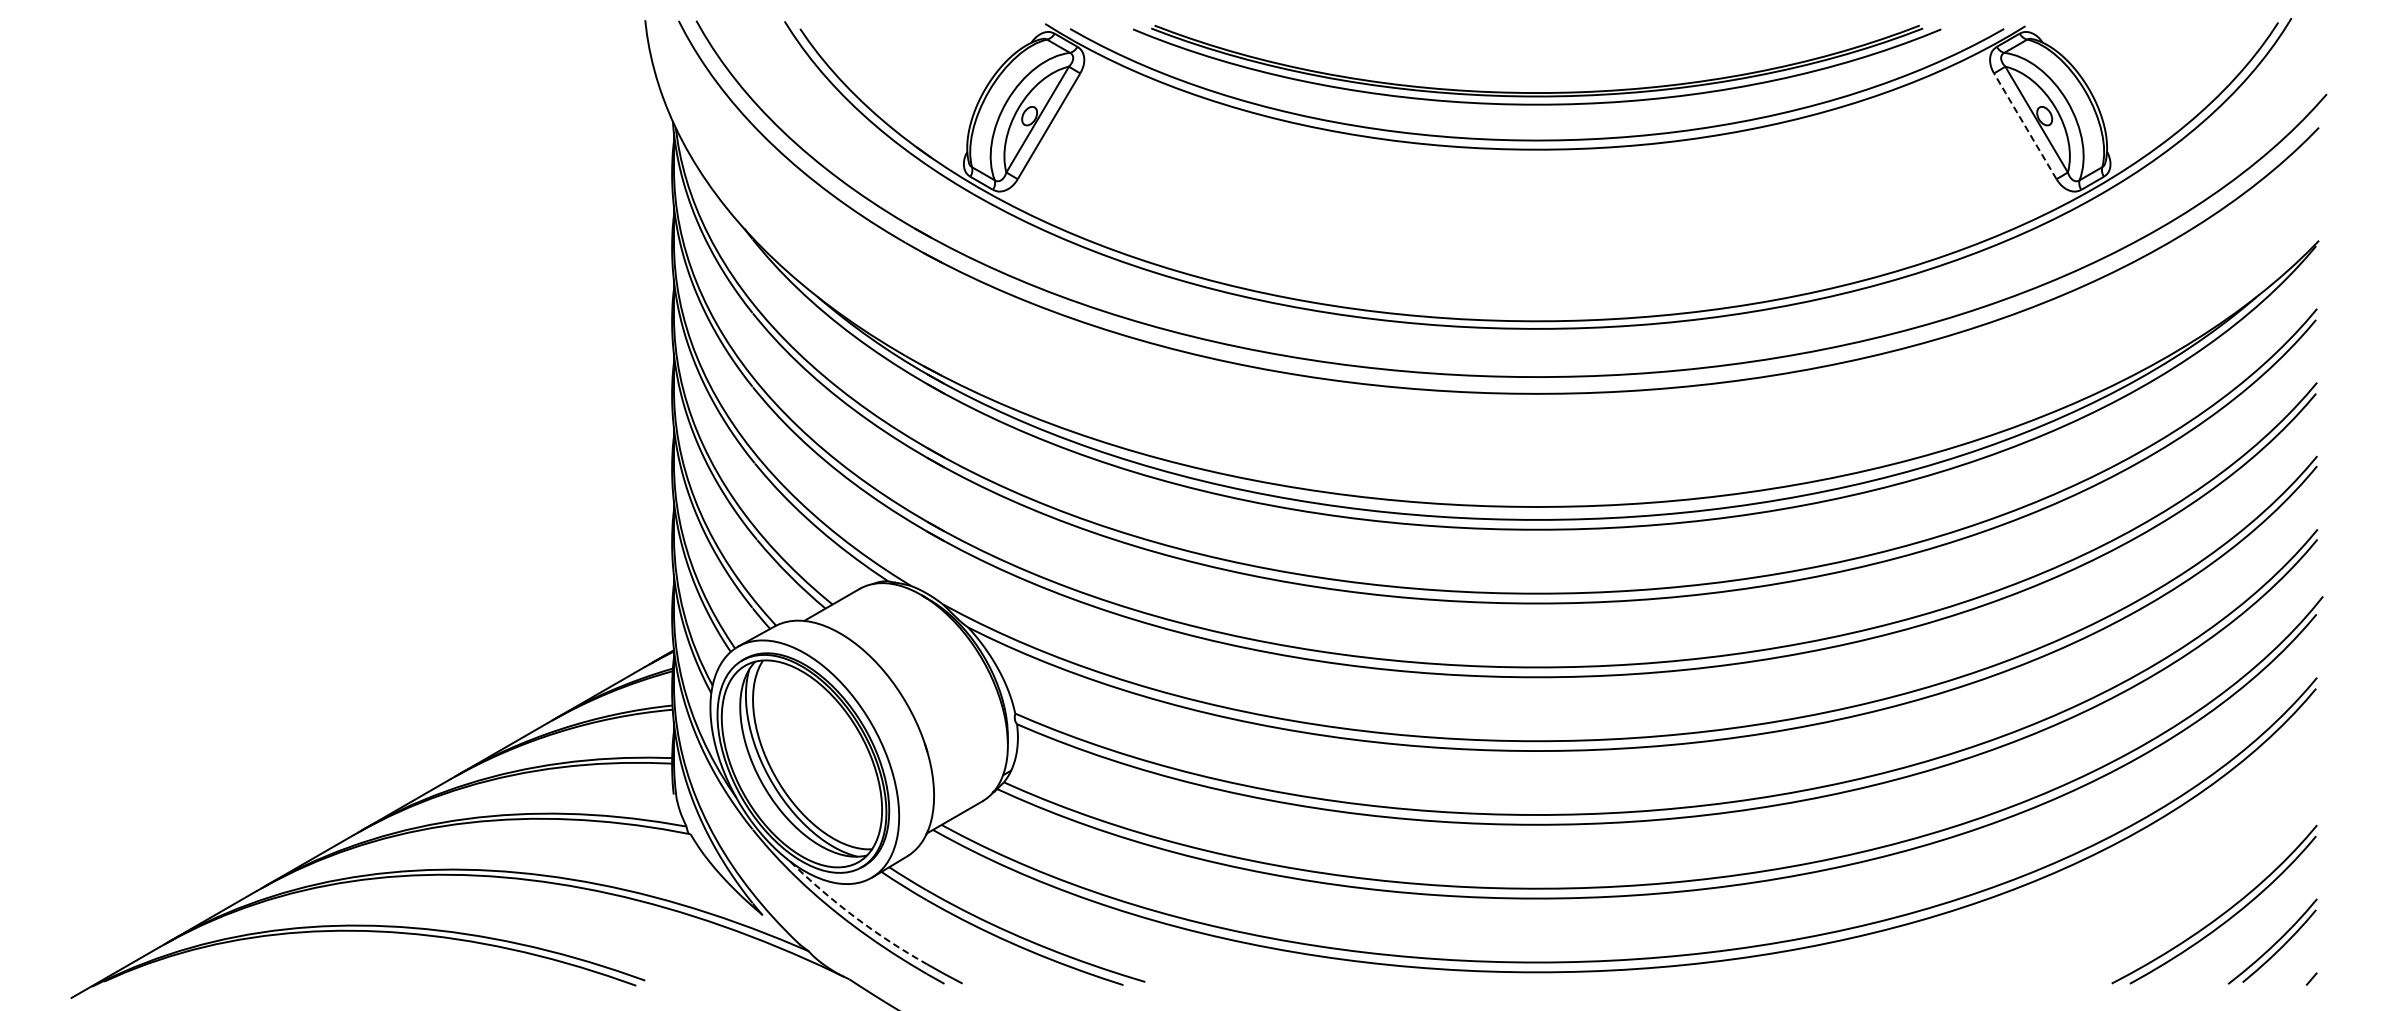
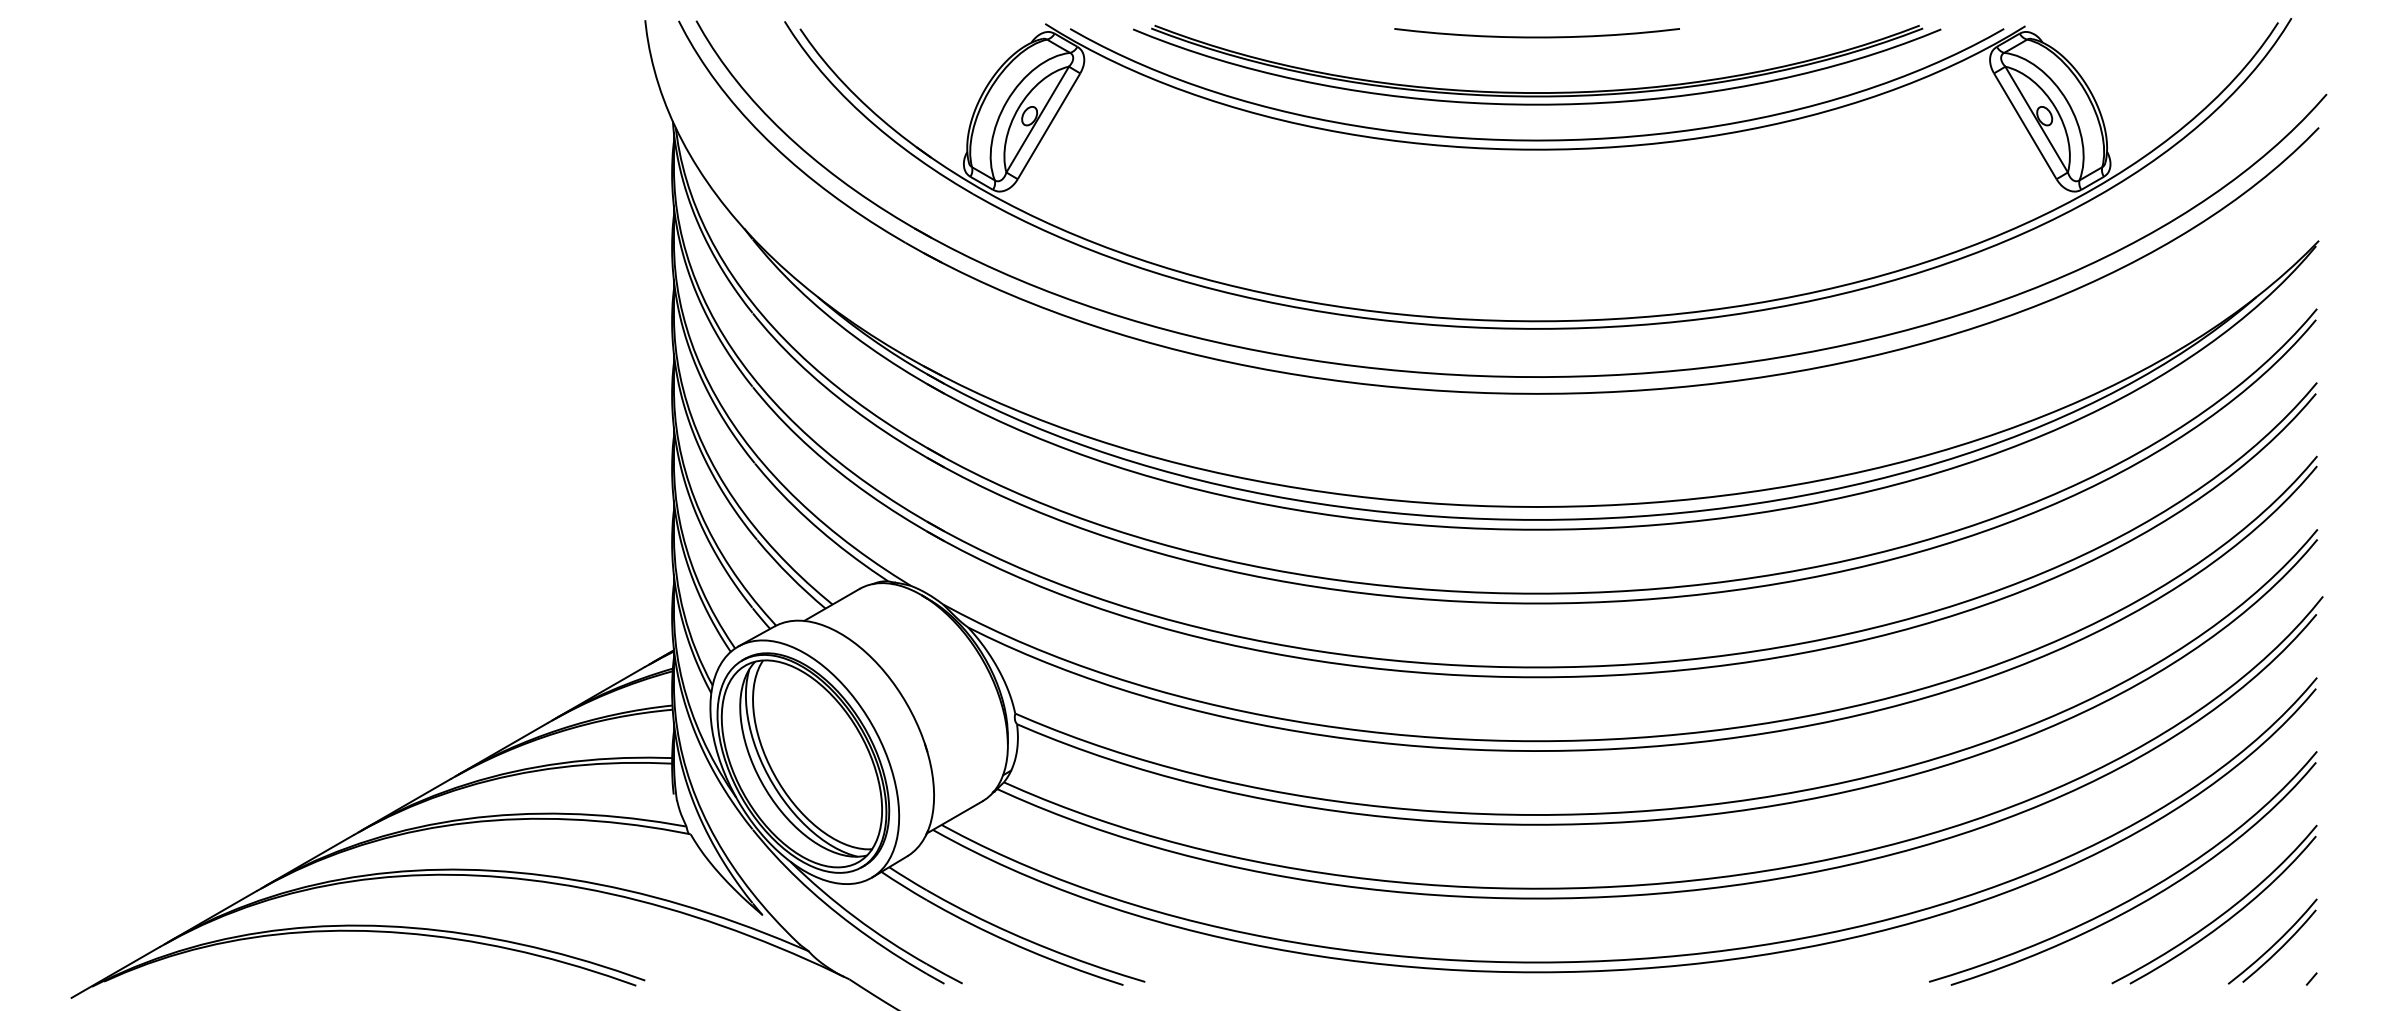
curve: none -> present (1536, 36)
line: dashed -> solid (2025, 126)
part: none -> present (2137, 894)
arc: dashed -> solid (855, 917)
